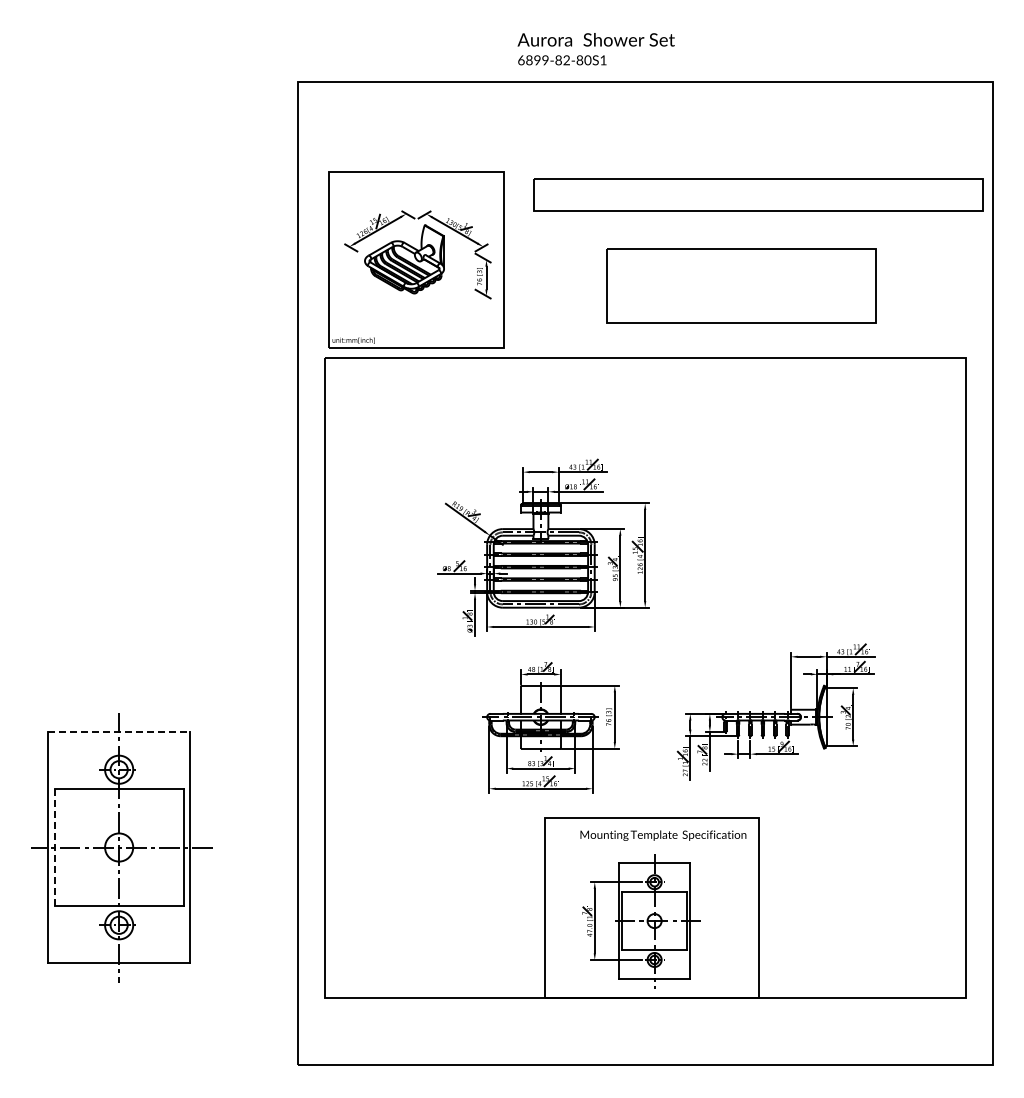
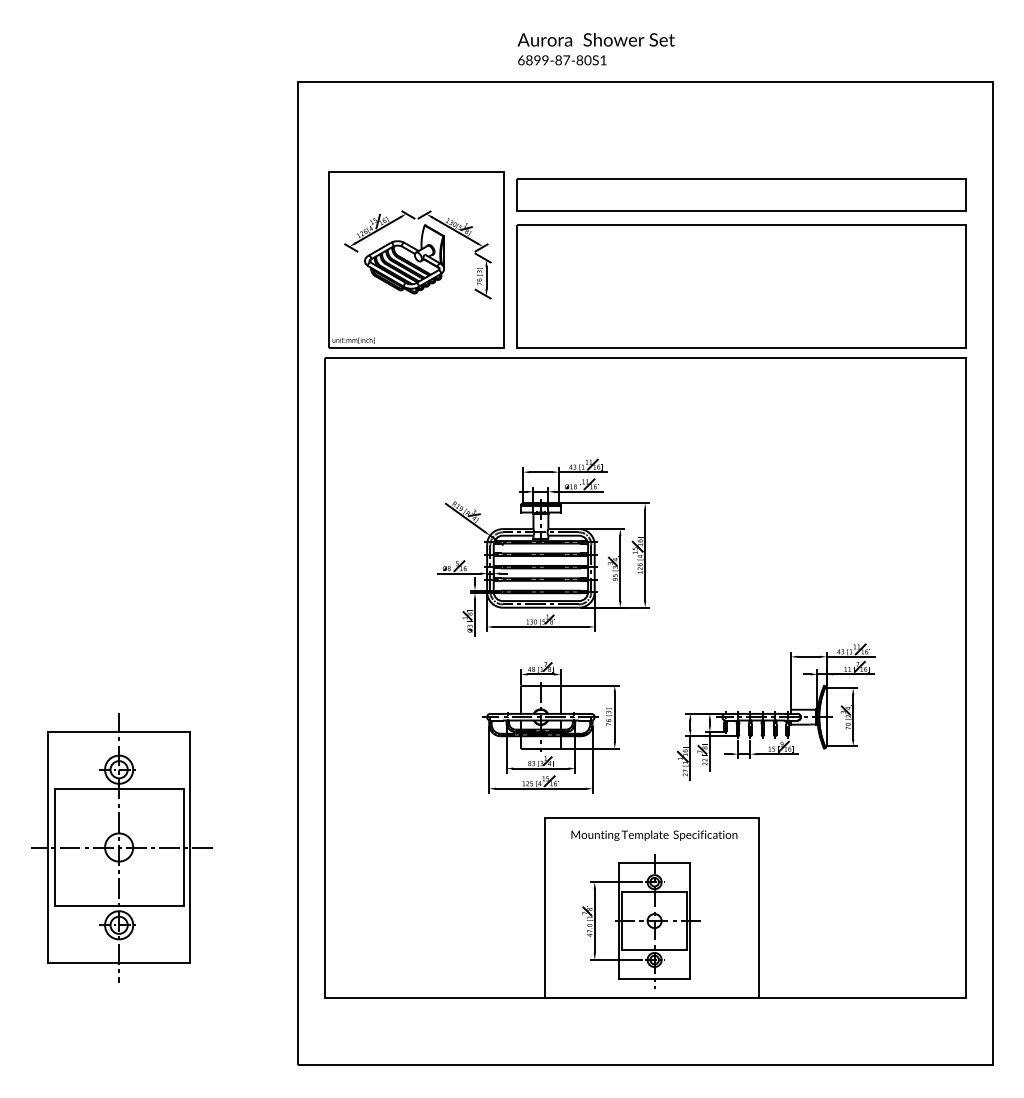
text: 6899-82-80S1 -> 6899-87-80S1 (566, 60)
part position: (758, 194) -> (741, 194) (741, 194)
part size: 271x76 px -> 451x125 px (741, 286)
line: dashed -> solid (119, 731)
text position: (663, 835) -> (654, 835) (654, 835)
line: dashed -> solid (54, 847)
